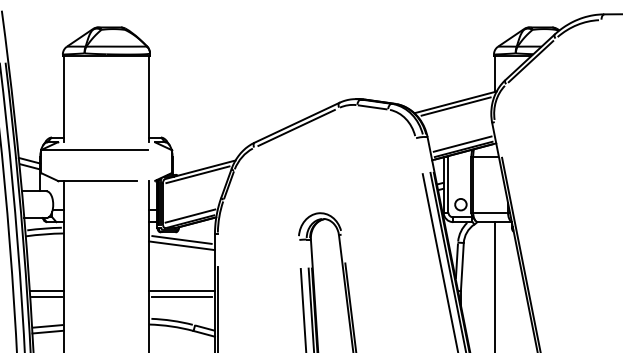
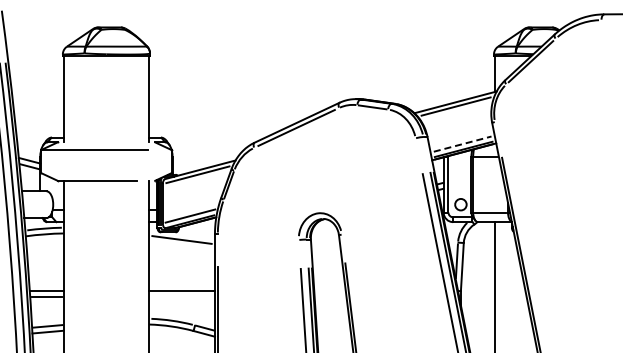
line: solid -> dashed (462, 144)
line: present -> none (181, 245)
line: present -> none (181, 296)
